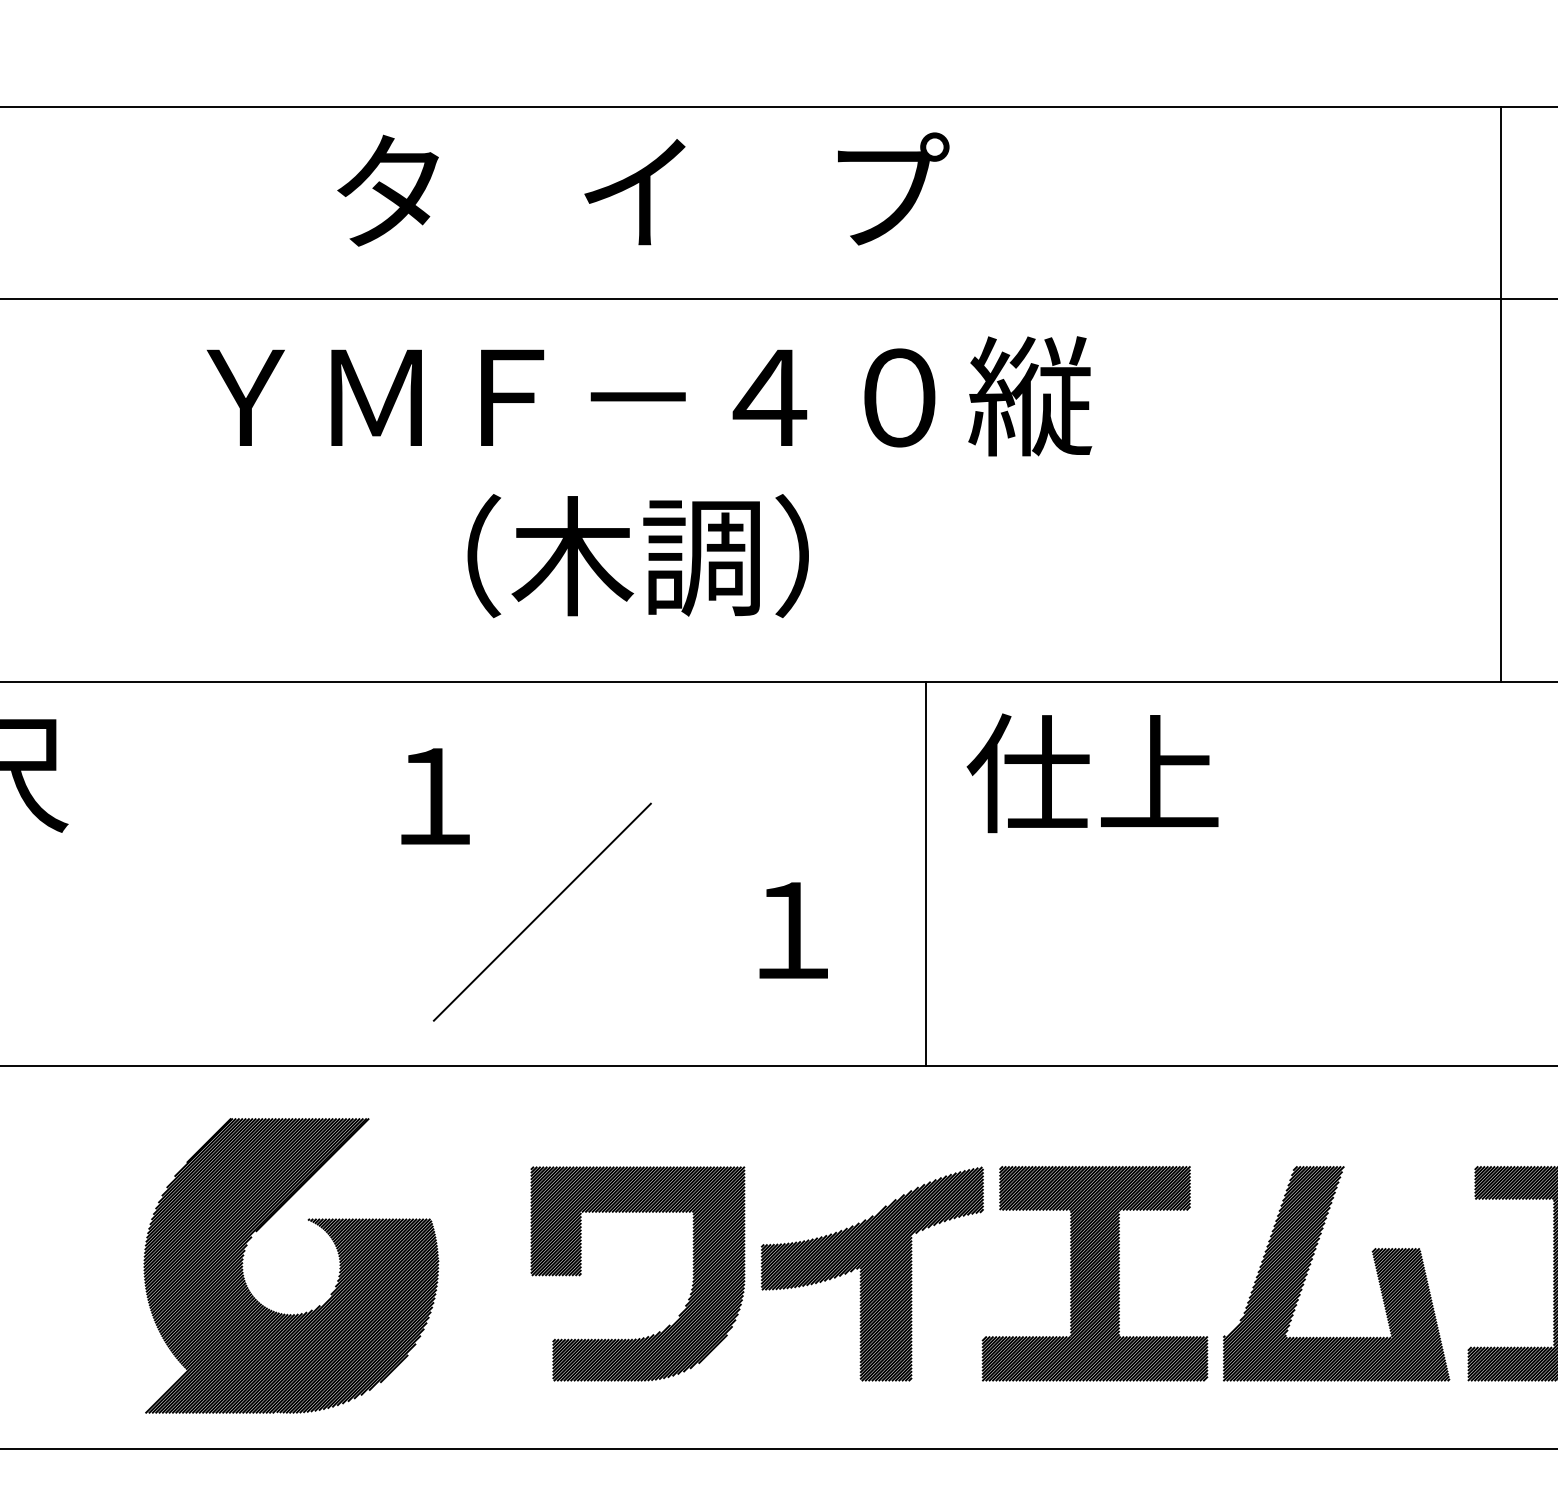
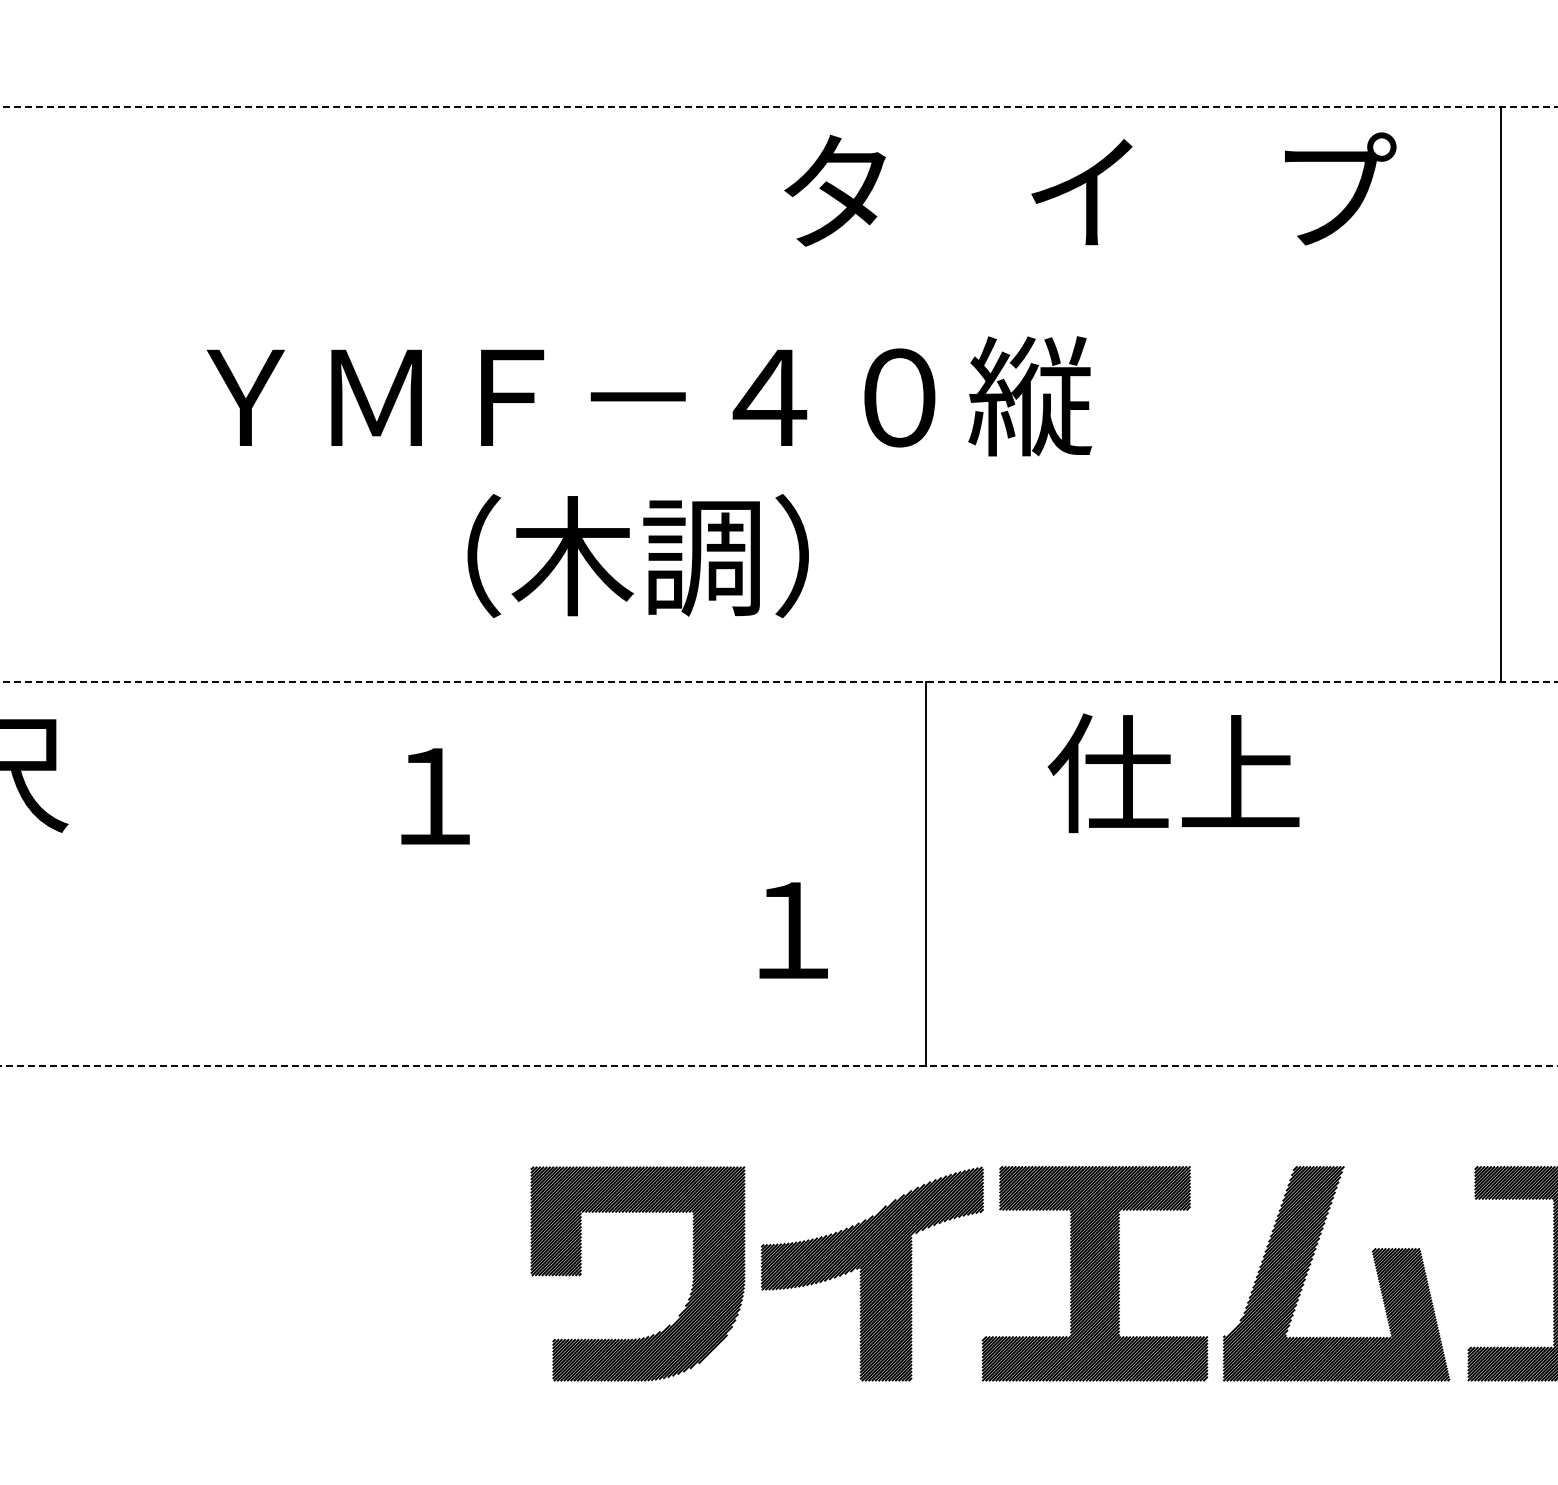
line: solid -> dashed (779, 106)
text position: (643, 189) -> (1090, 189) (1090, 189)
line: present -> none (778, 298)
line: solid -> dashed (779, 682)
text position: (1092, 773) -> (1173, 773) (1173, 773)
line: present -> none (541, 911)
line: solid -> dashed (779, 1065)
part: present -> none (315, 1224)
line: present -> none (778, 1449)
